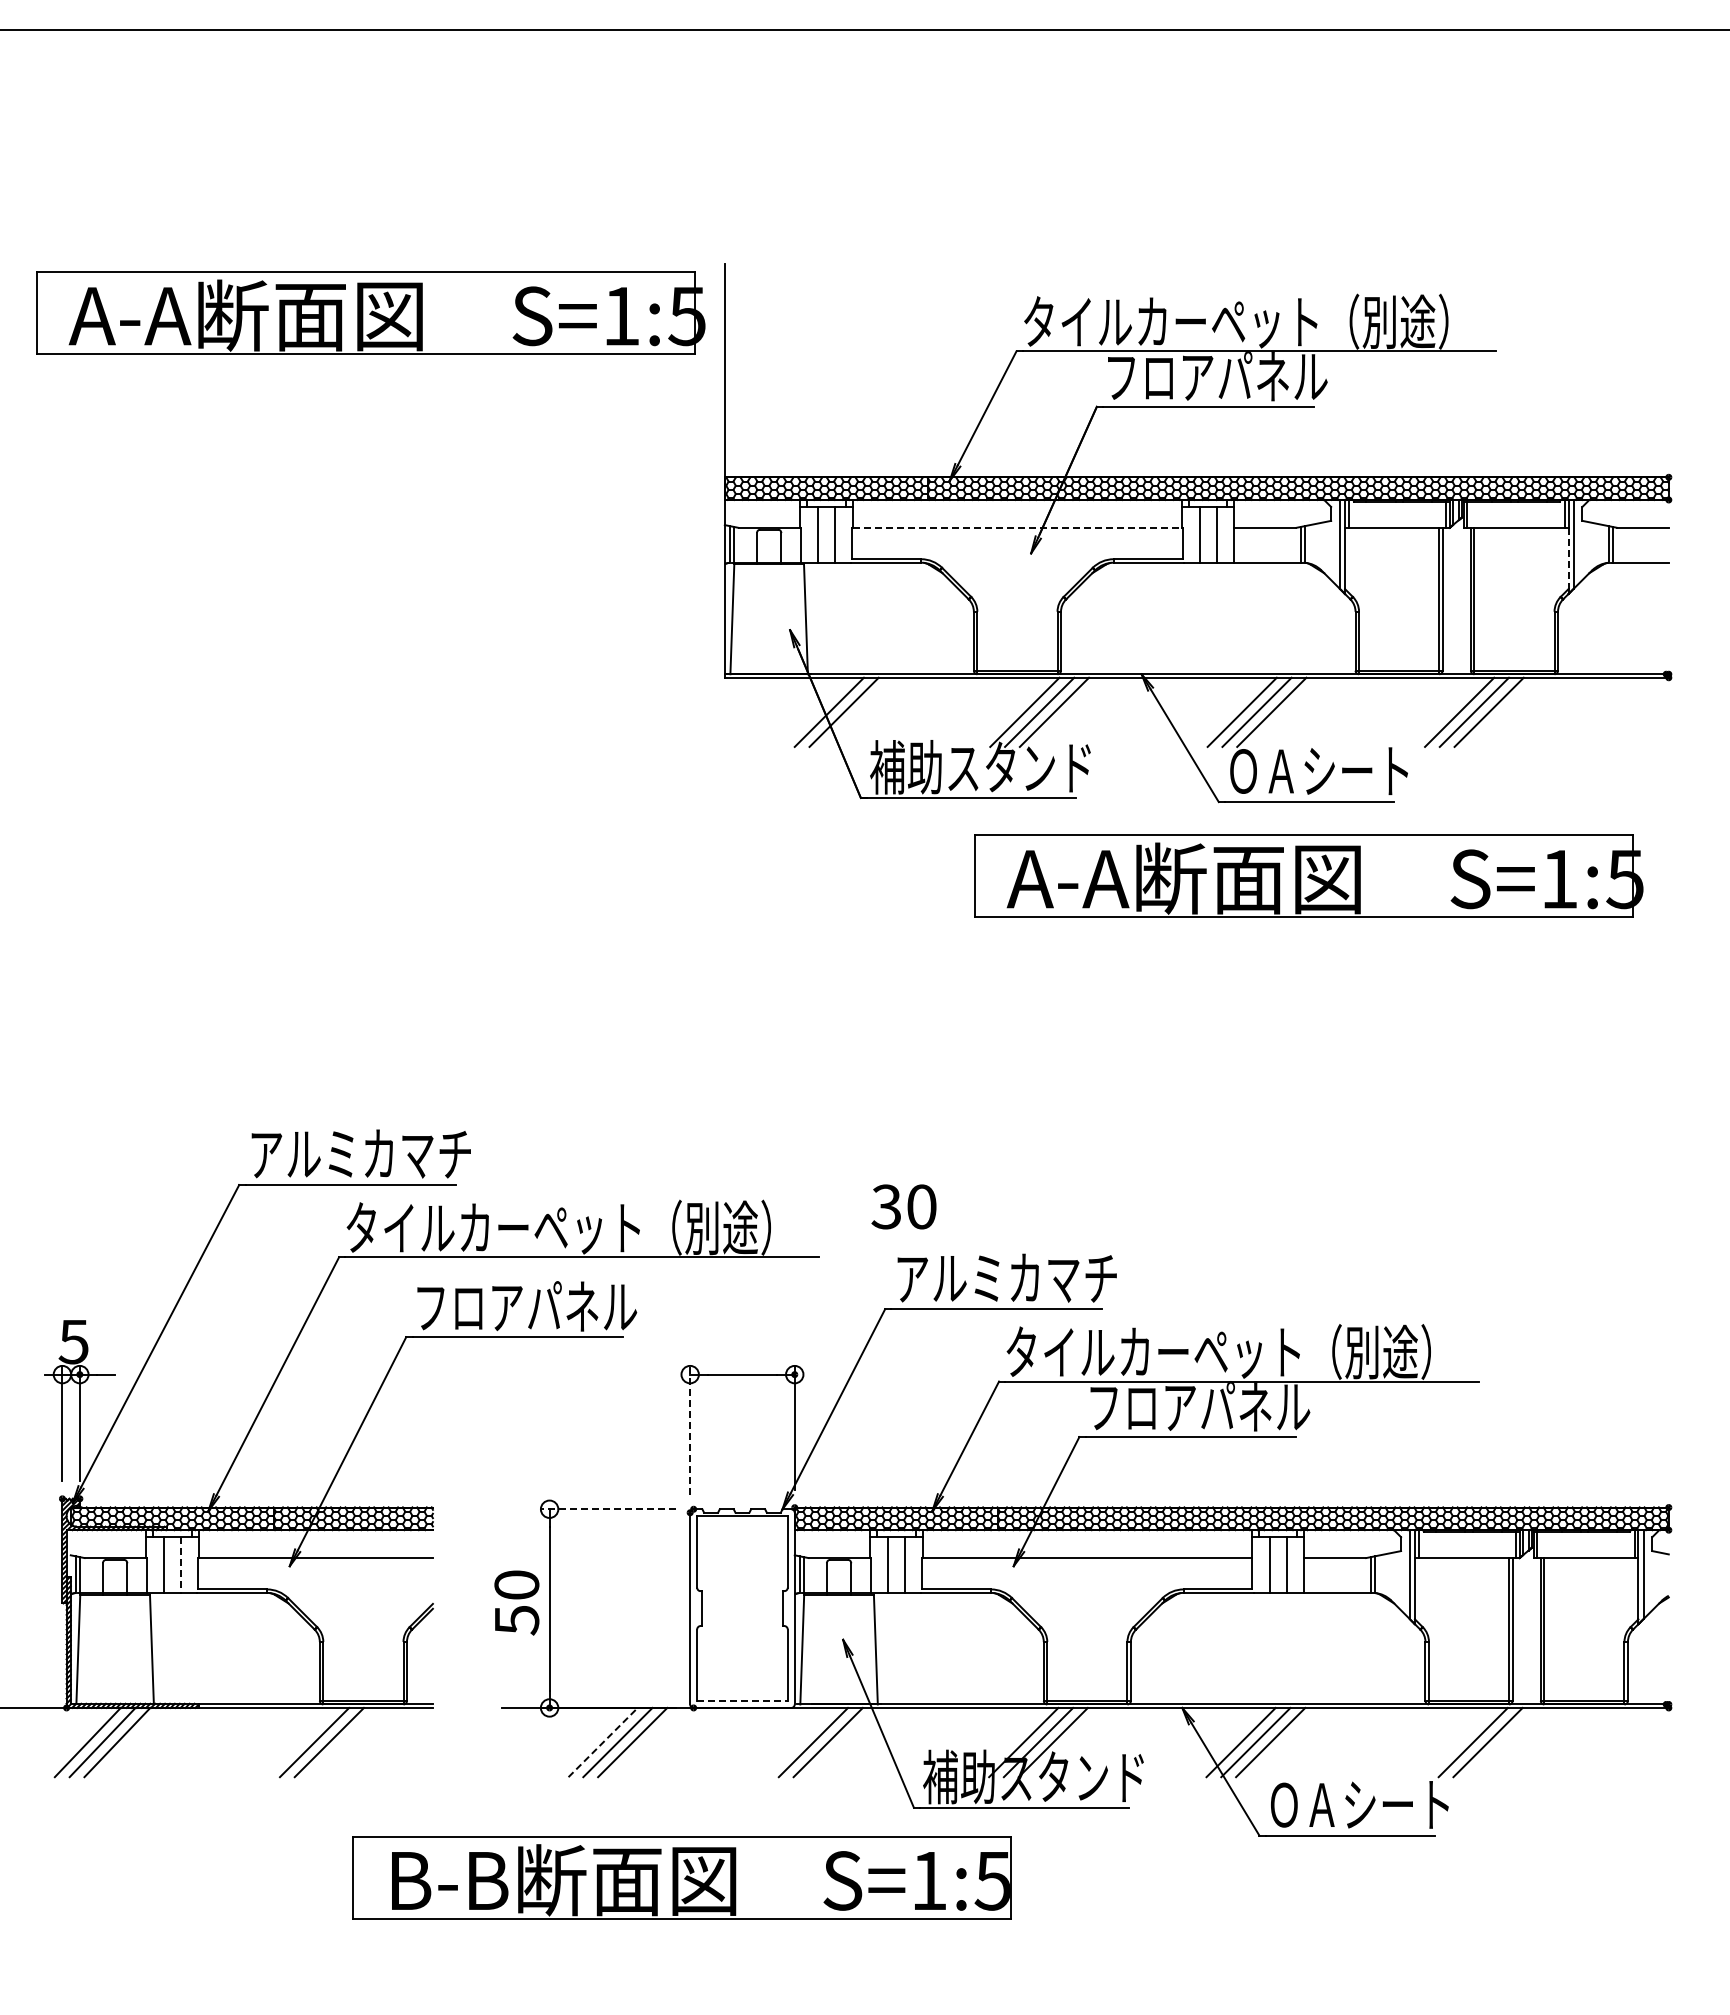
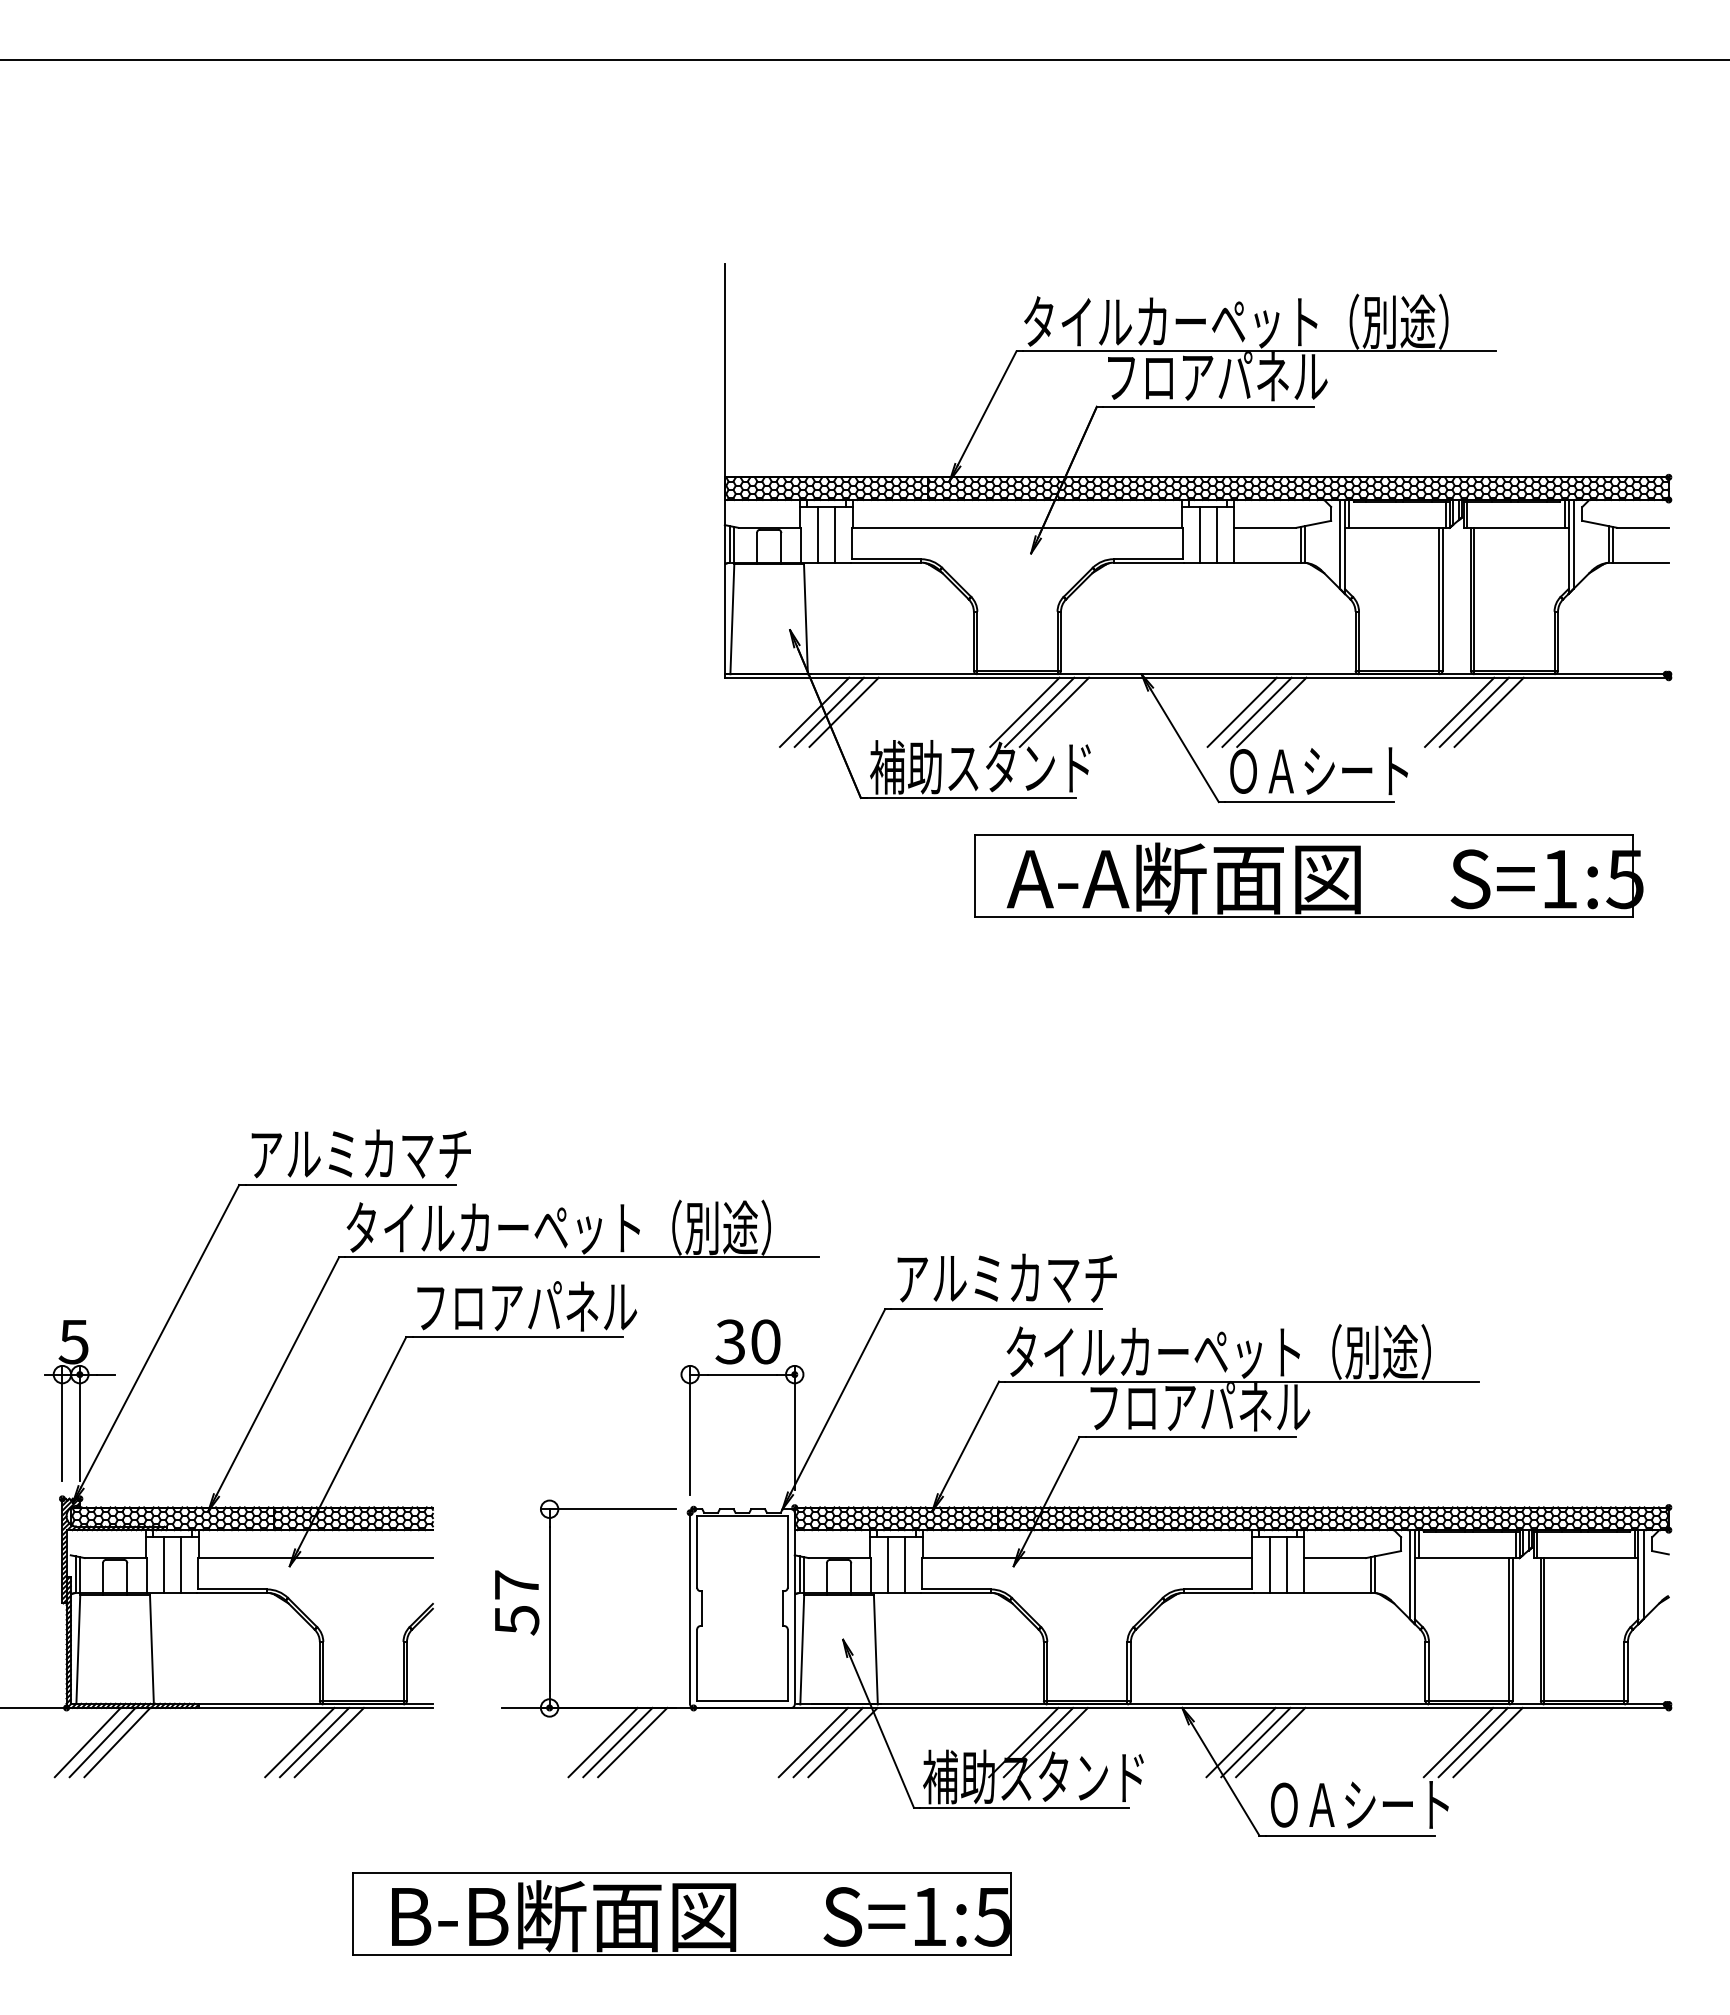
line position: (864, 30) -> (864, 60) (864, 60)
part: present -> none (370, 312)
line: dashed -> solid (1017, 527)
line: dashed -> solid (1568, 558)
line: none -> present (814, 711)
text position: (903, 1206) -> (747, 1341) (747, 1341)
line: dashed -> solid (690, 1430)
line: dashed -> solid (608, 1509)
line: dashed -> solid (181, 1565)
text: 50 -> 57 (516, 1584)
line: dashed -> solid (742, 1700)
line: none -> present (299, 1742)
line: dashed -> solid (603, 1742)
line: none -> present (842, 1742)
line: none -> present (1458, 1742)
part position: (681, 1877) -> (681, 1913) (681, 1913)
